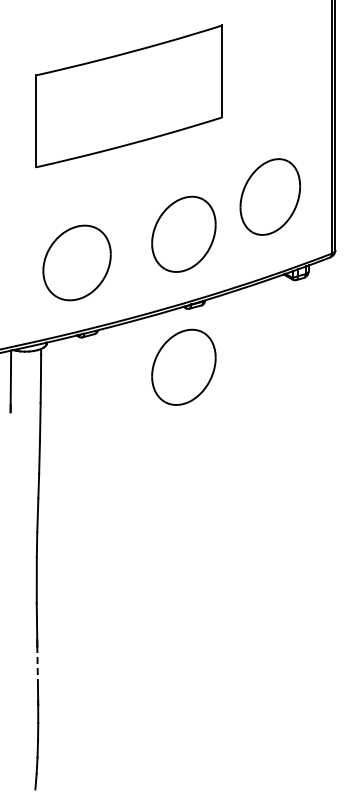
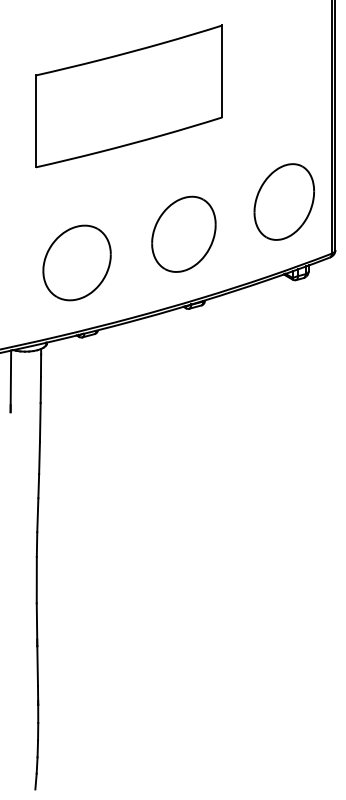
part position: (269, 196) -> (283, 201) (283, 201)
part: present -> none (183, 366)
line: dashed -> solid (37, 666)
